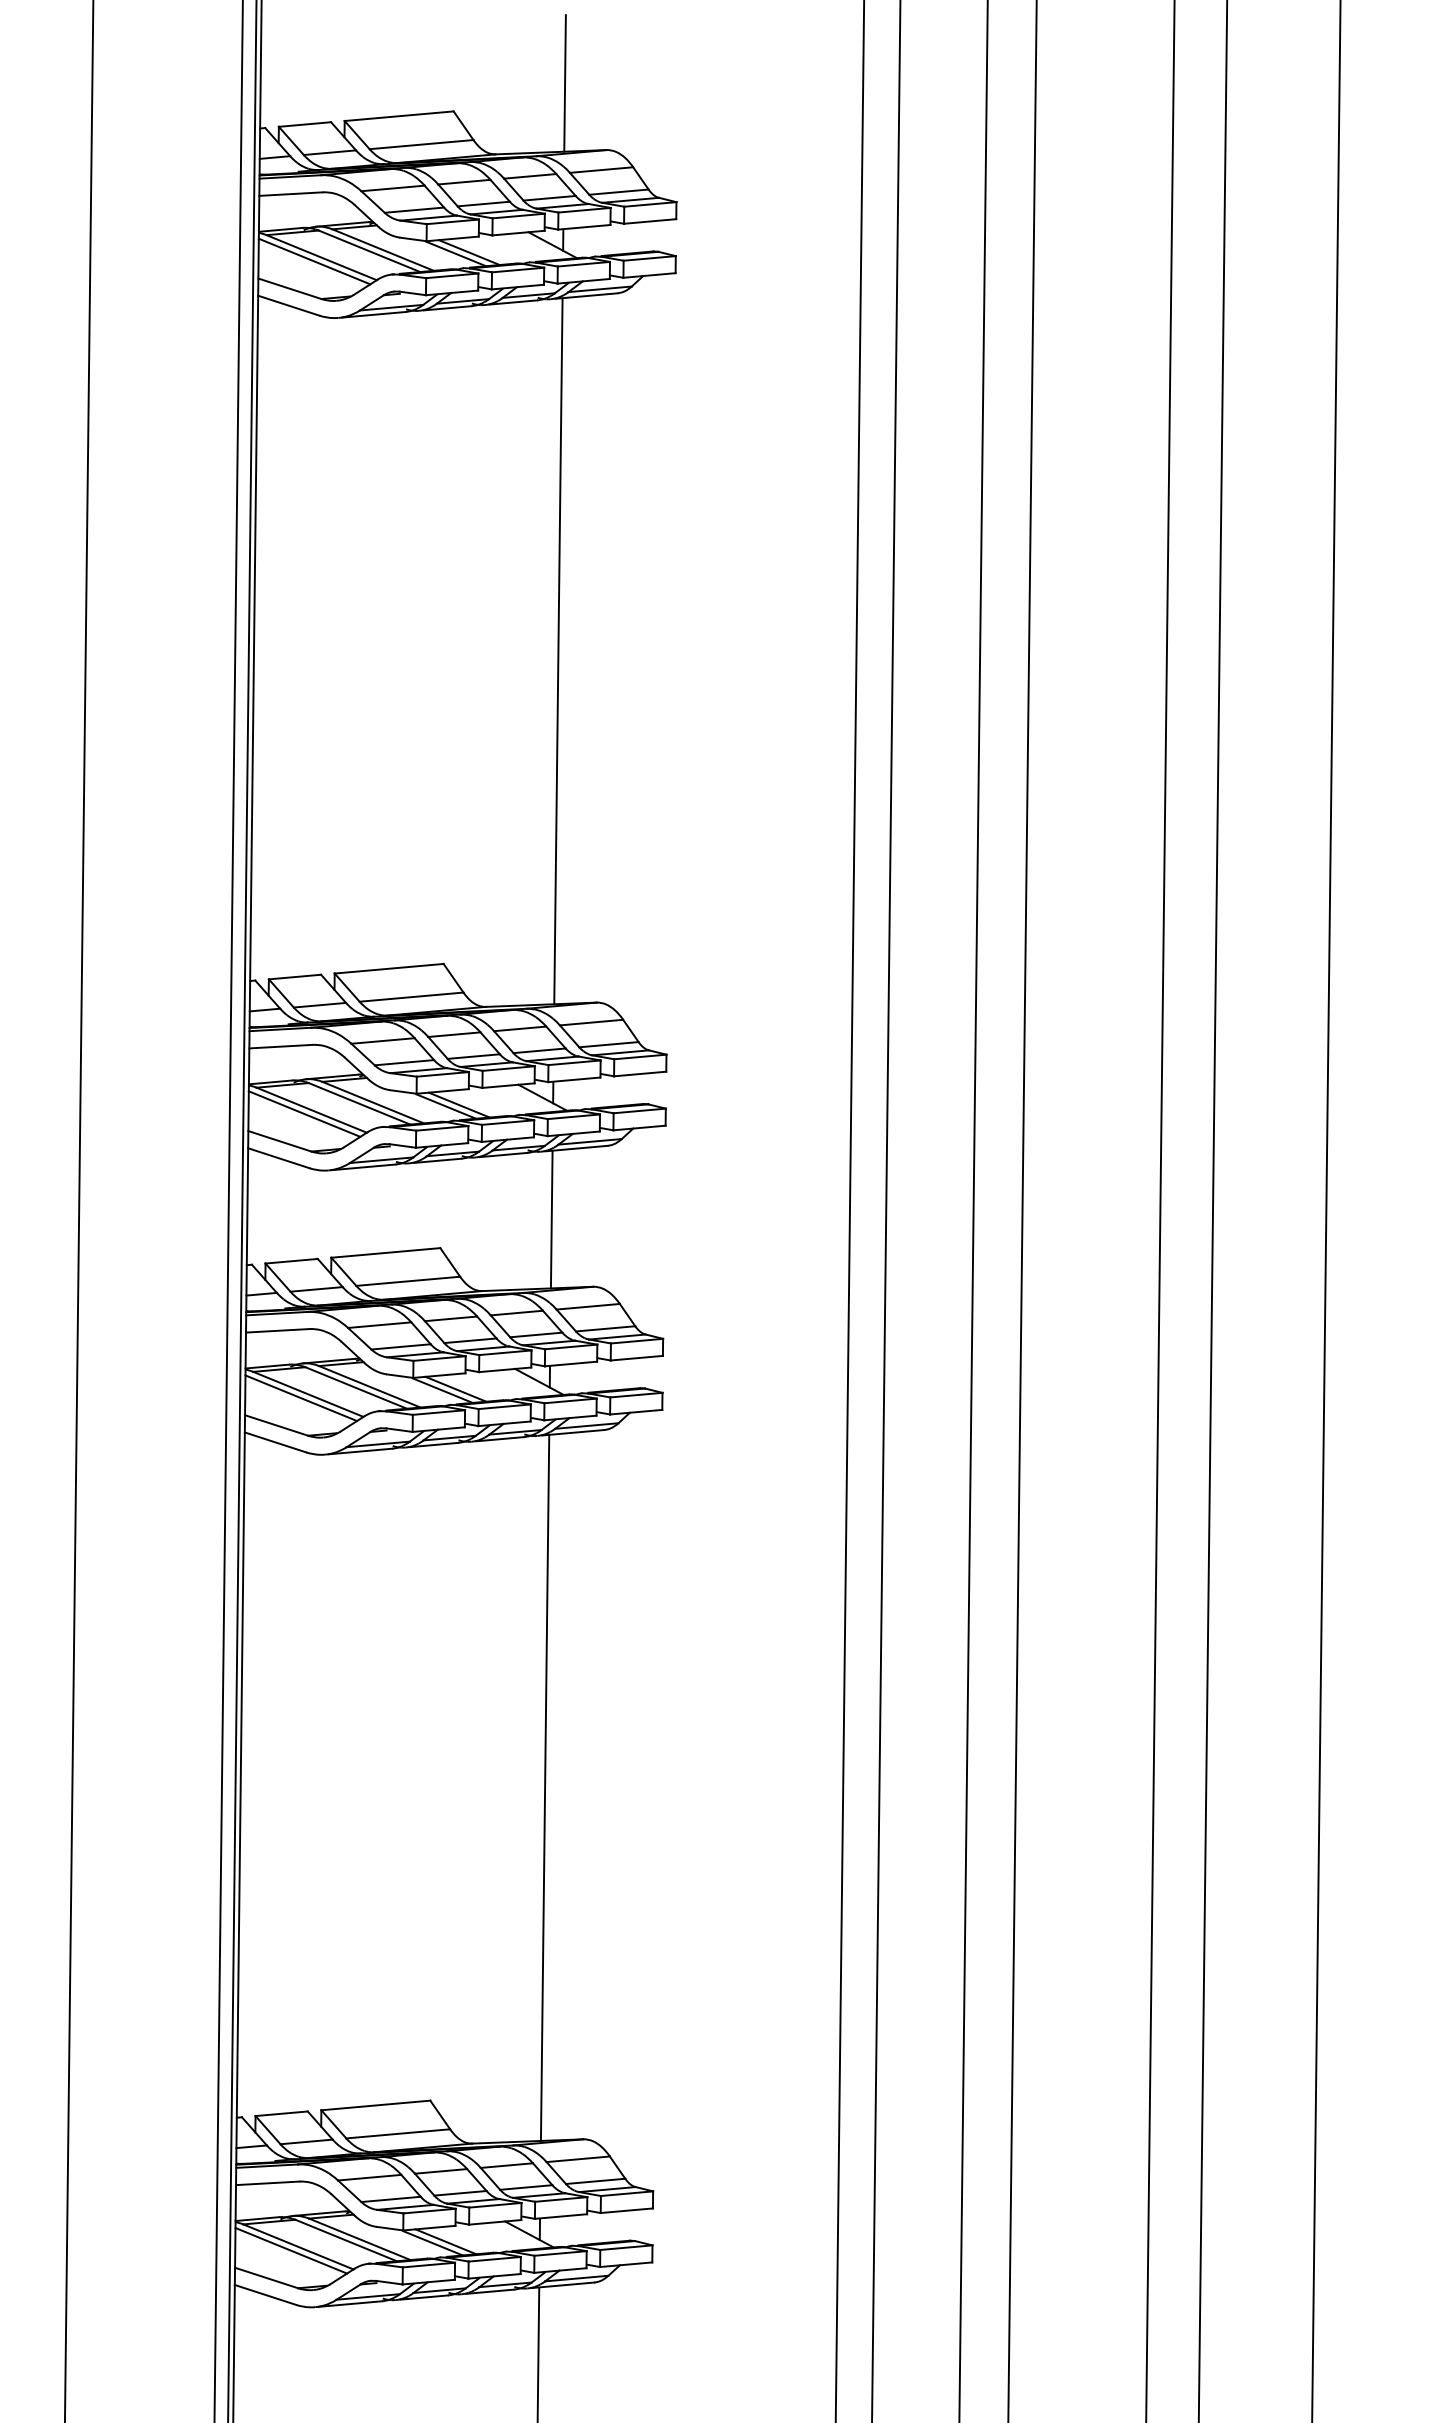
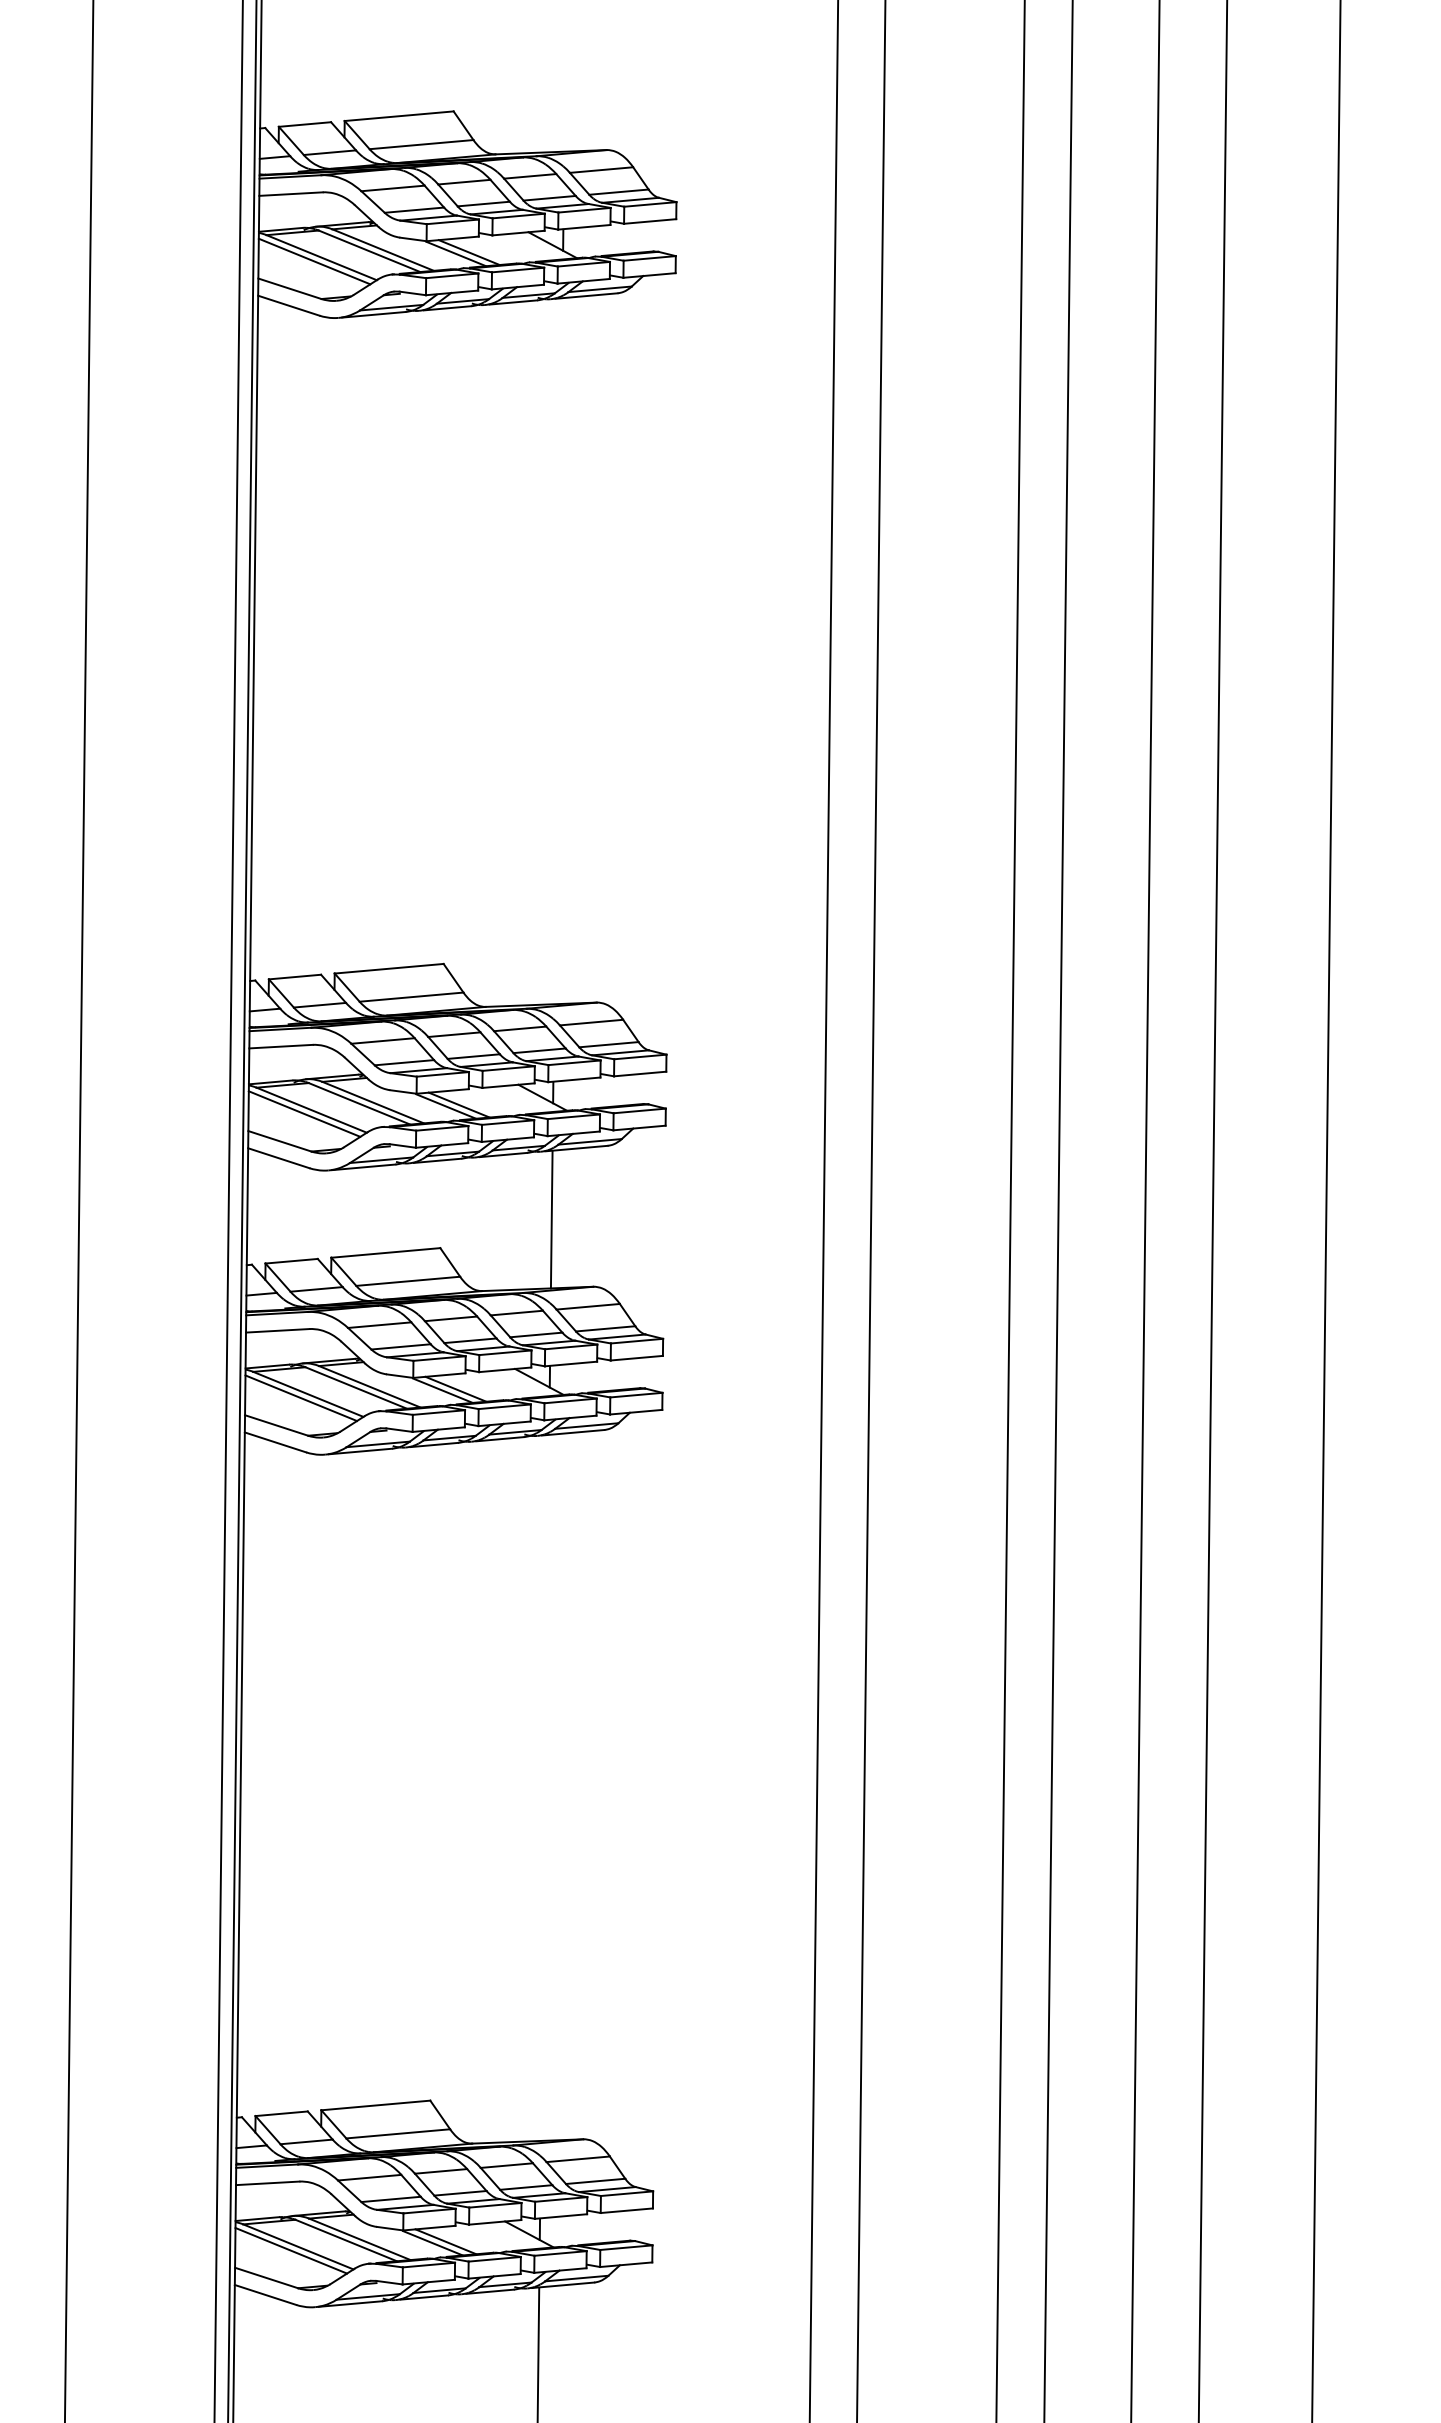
line: present -> none (564, 83)
line: present -> none (558, 651)
line position: (849, 1210) -> (823, 1210) (823, 1210)
line position: (886, 1210) -> (871, 1210) (871, 1210)
line position: (973, 1210) -> (1010, 1210) (1010, 1210)
line position: (1022, 1210) -> (1058, 1210) (1058, 1210)
line position: (1160, 1210) -> (1145, 1210) (1145, 1210)
line: present -> none (544, 1788)
